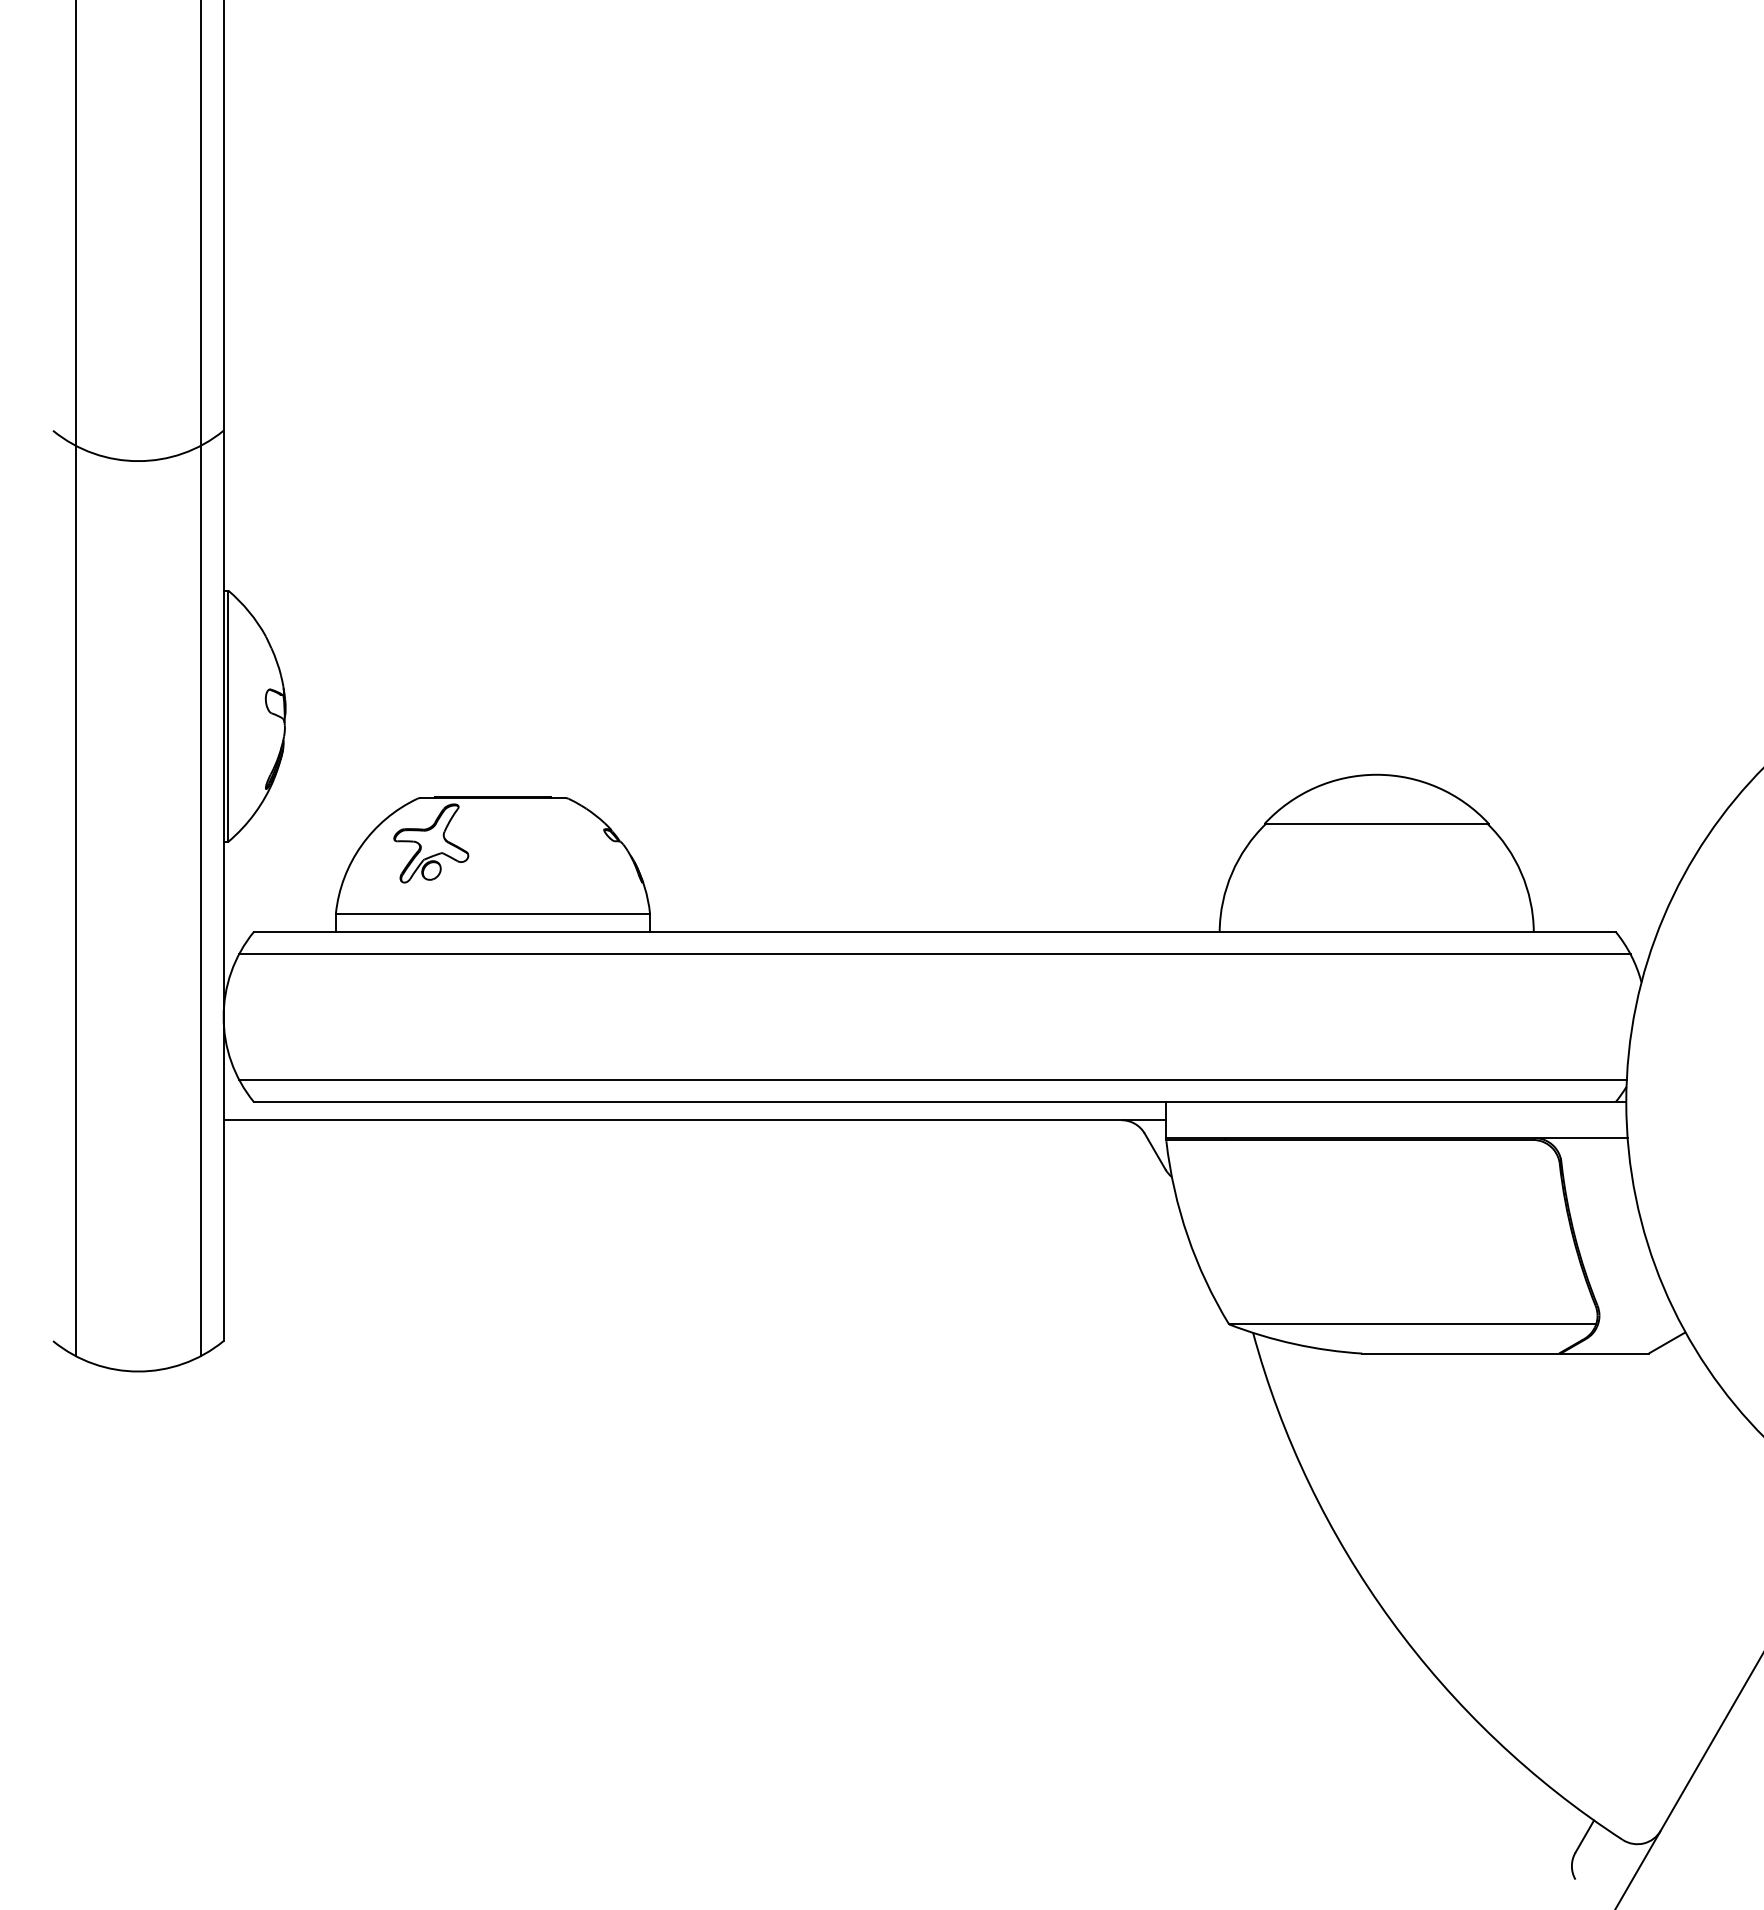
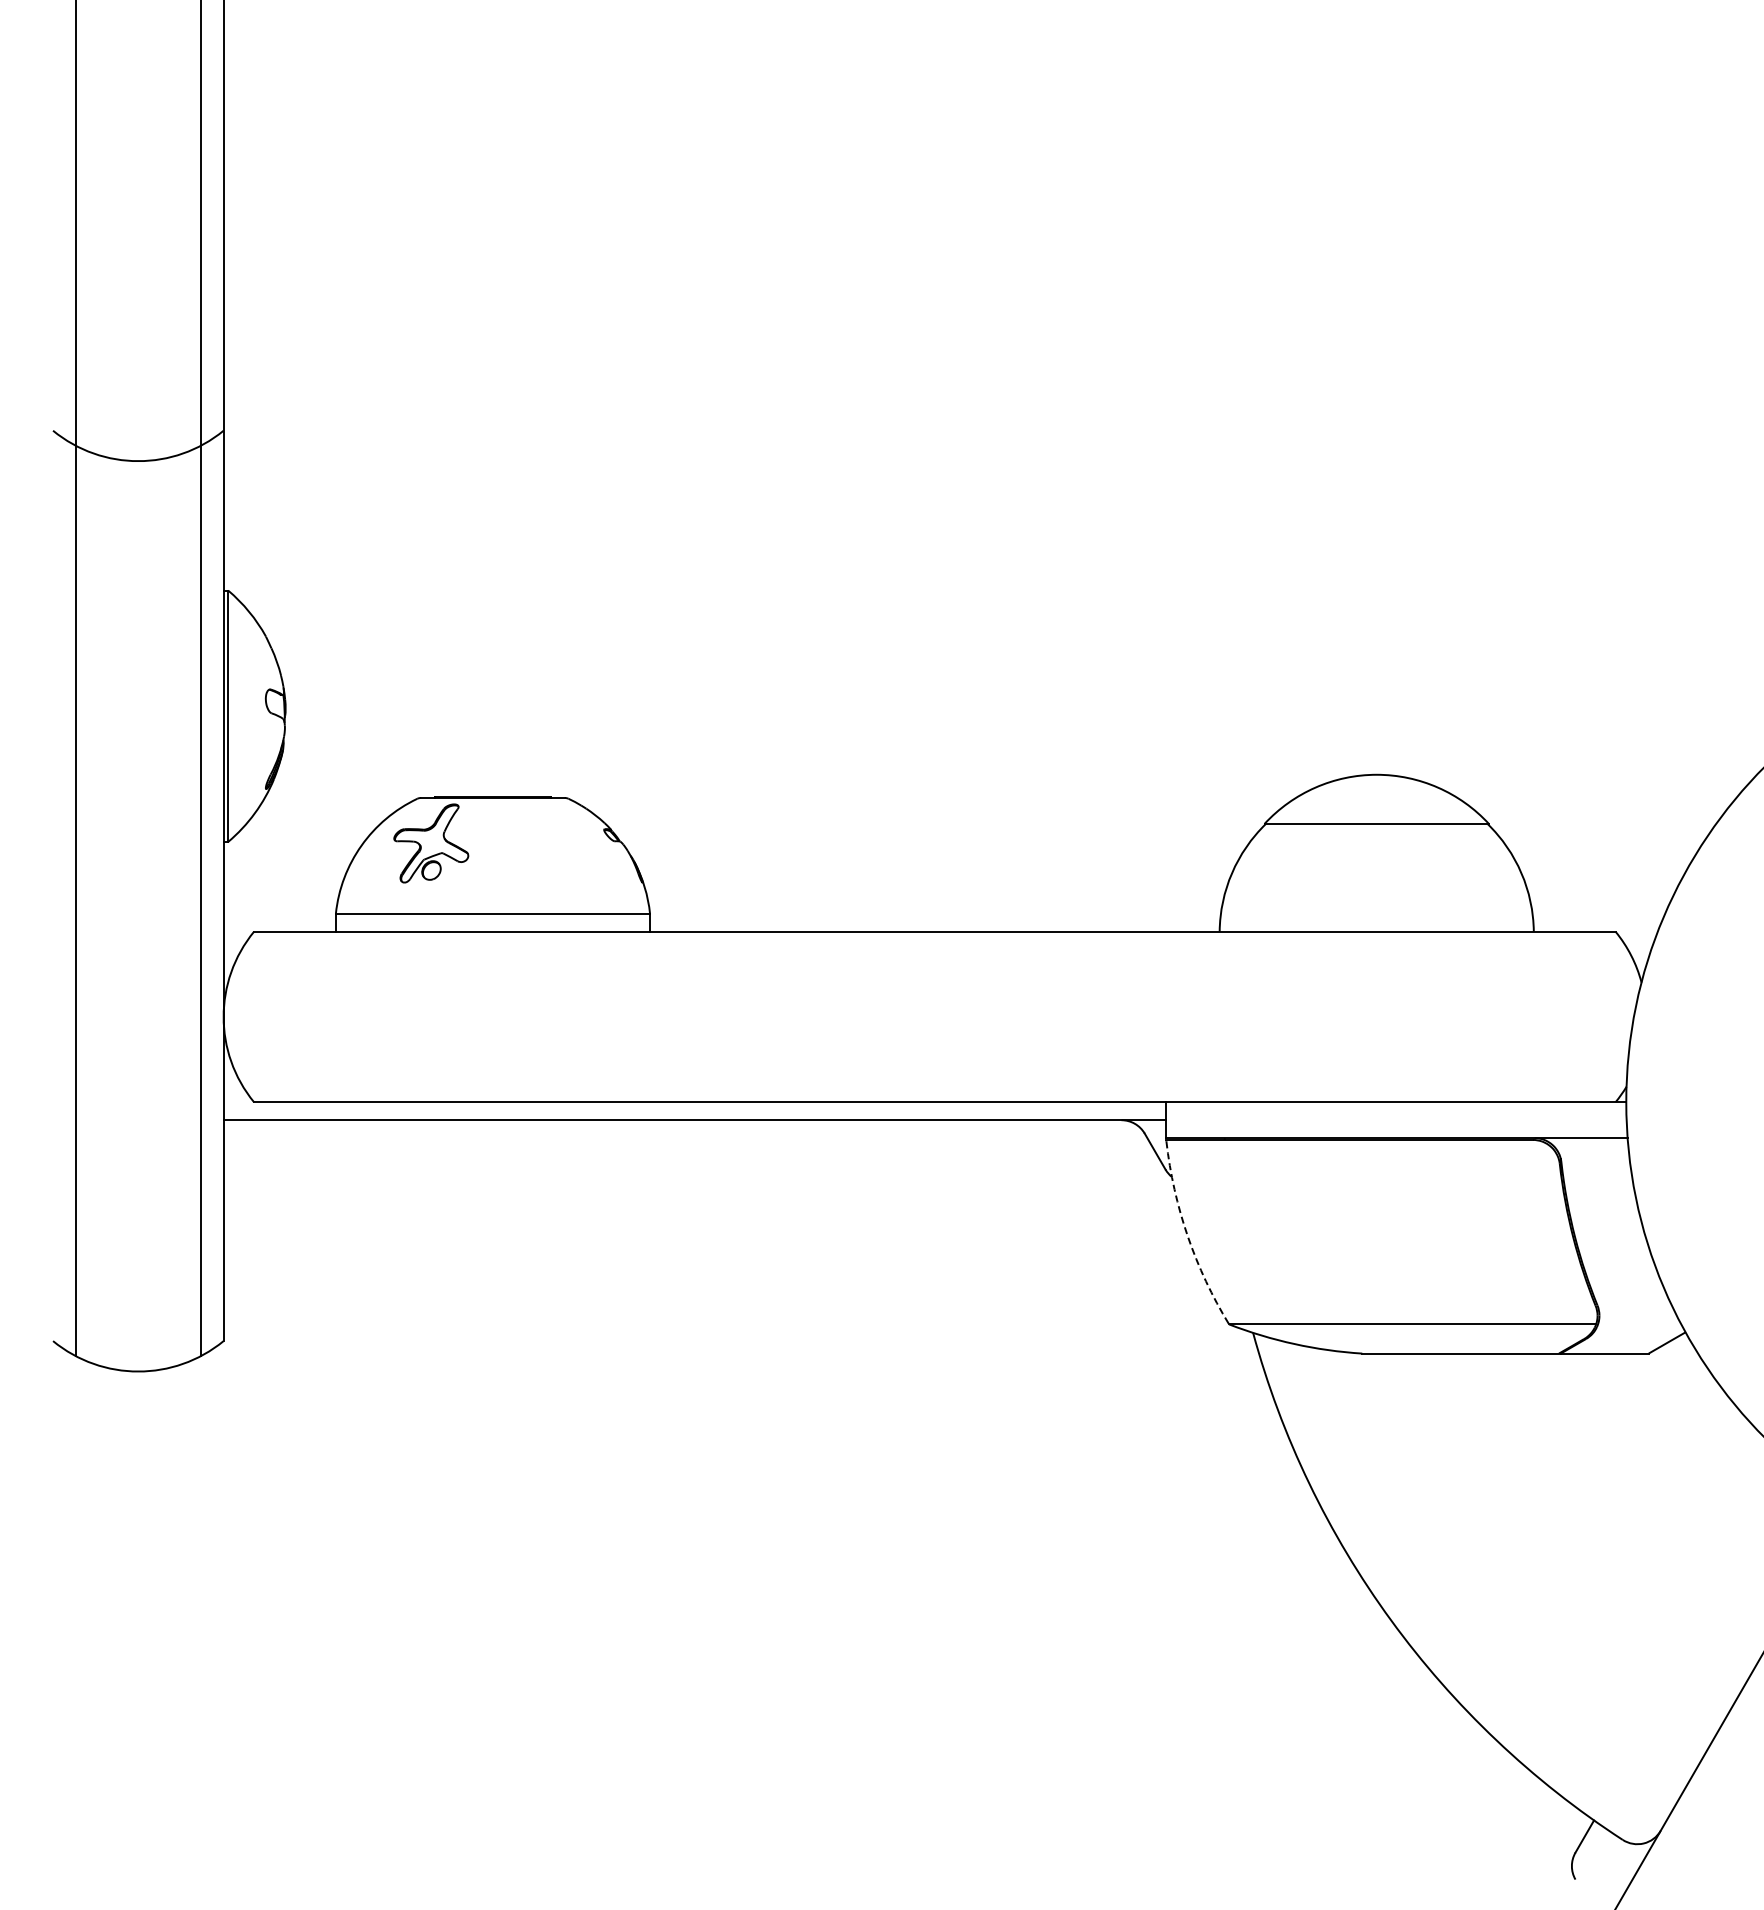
line: present -> none (934, 954)
line: present -> none (932, 1079)
arc: solid -> dashed (1187, 1236)
